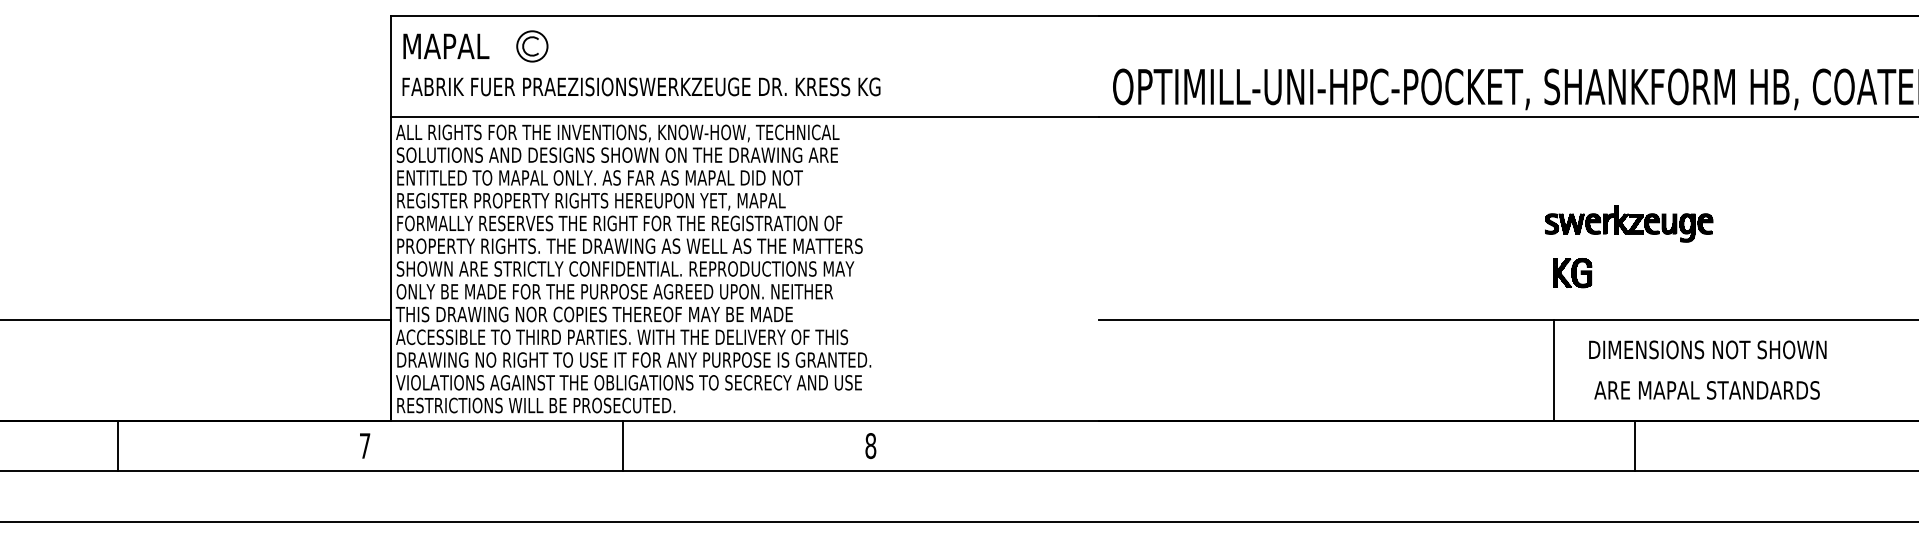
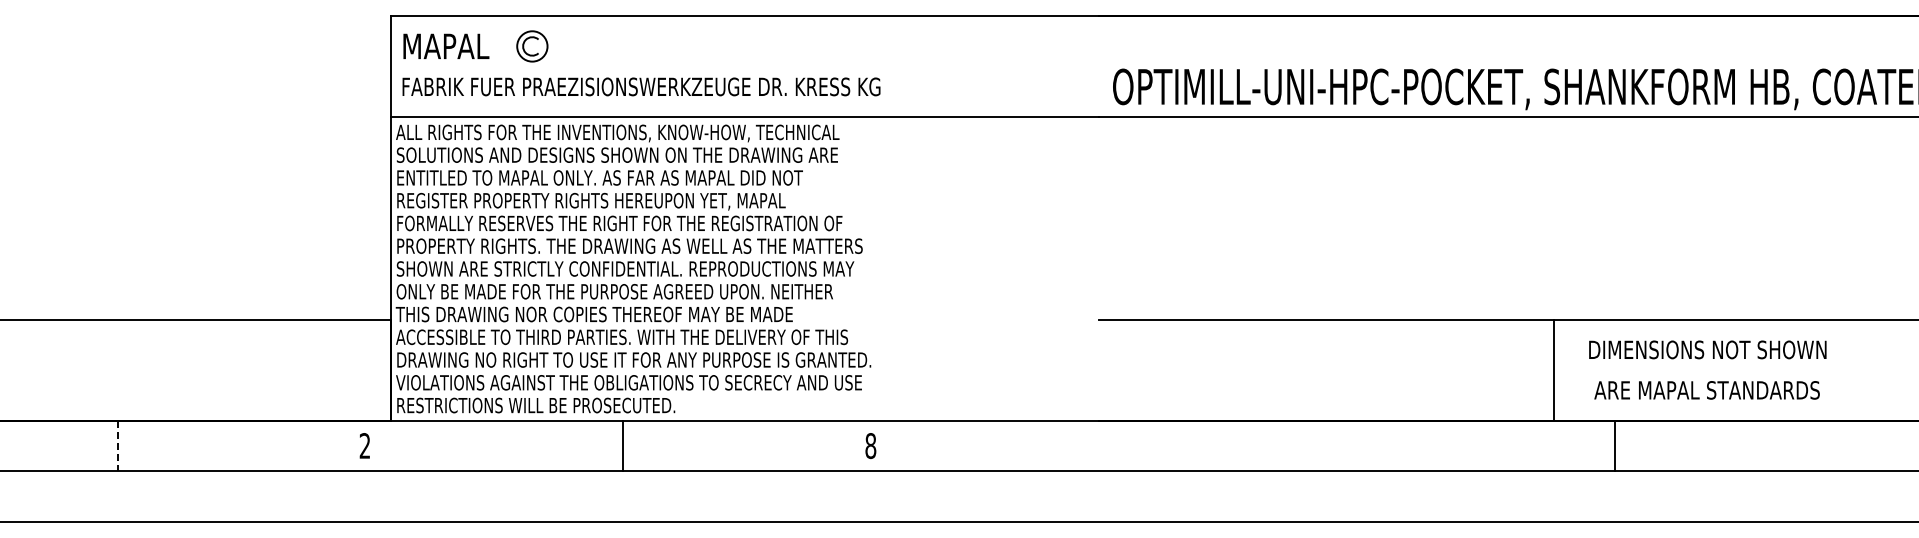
part: present -> none (1629, 234)
text: 7 -> 2 (364, 445)
line position: (1634, 445) -> (1614, 445) (1614, 445)
line: solid -> dashed (117, 446)
